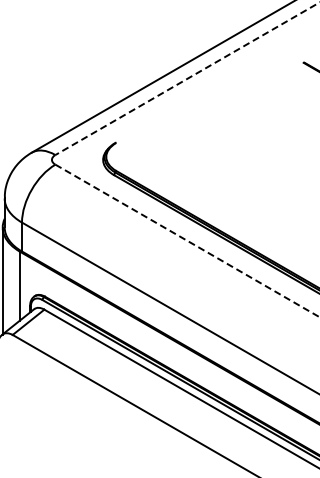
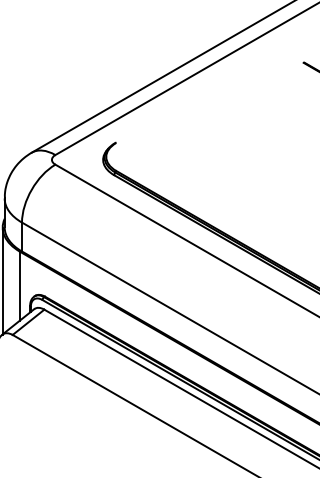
line: dashed -> solid (187, 78)
line: dashed -> solid (187, 241)
